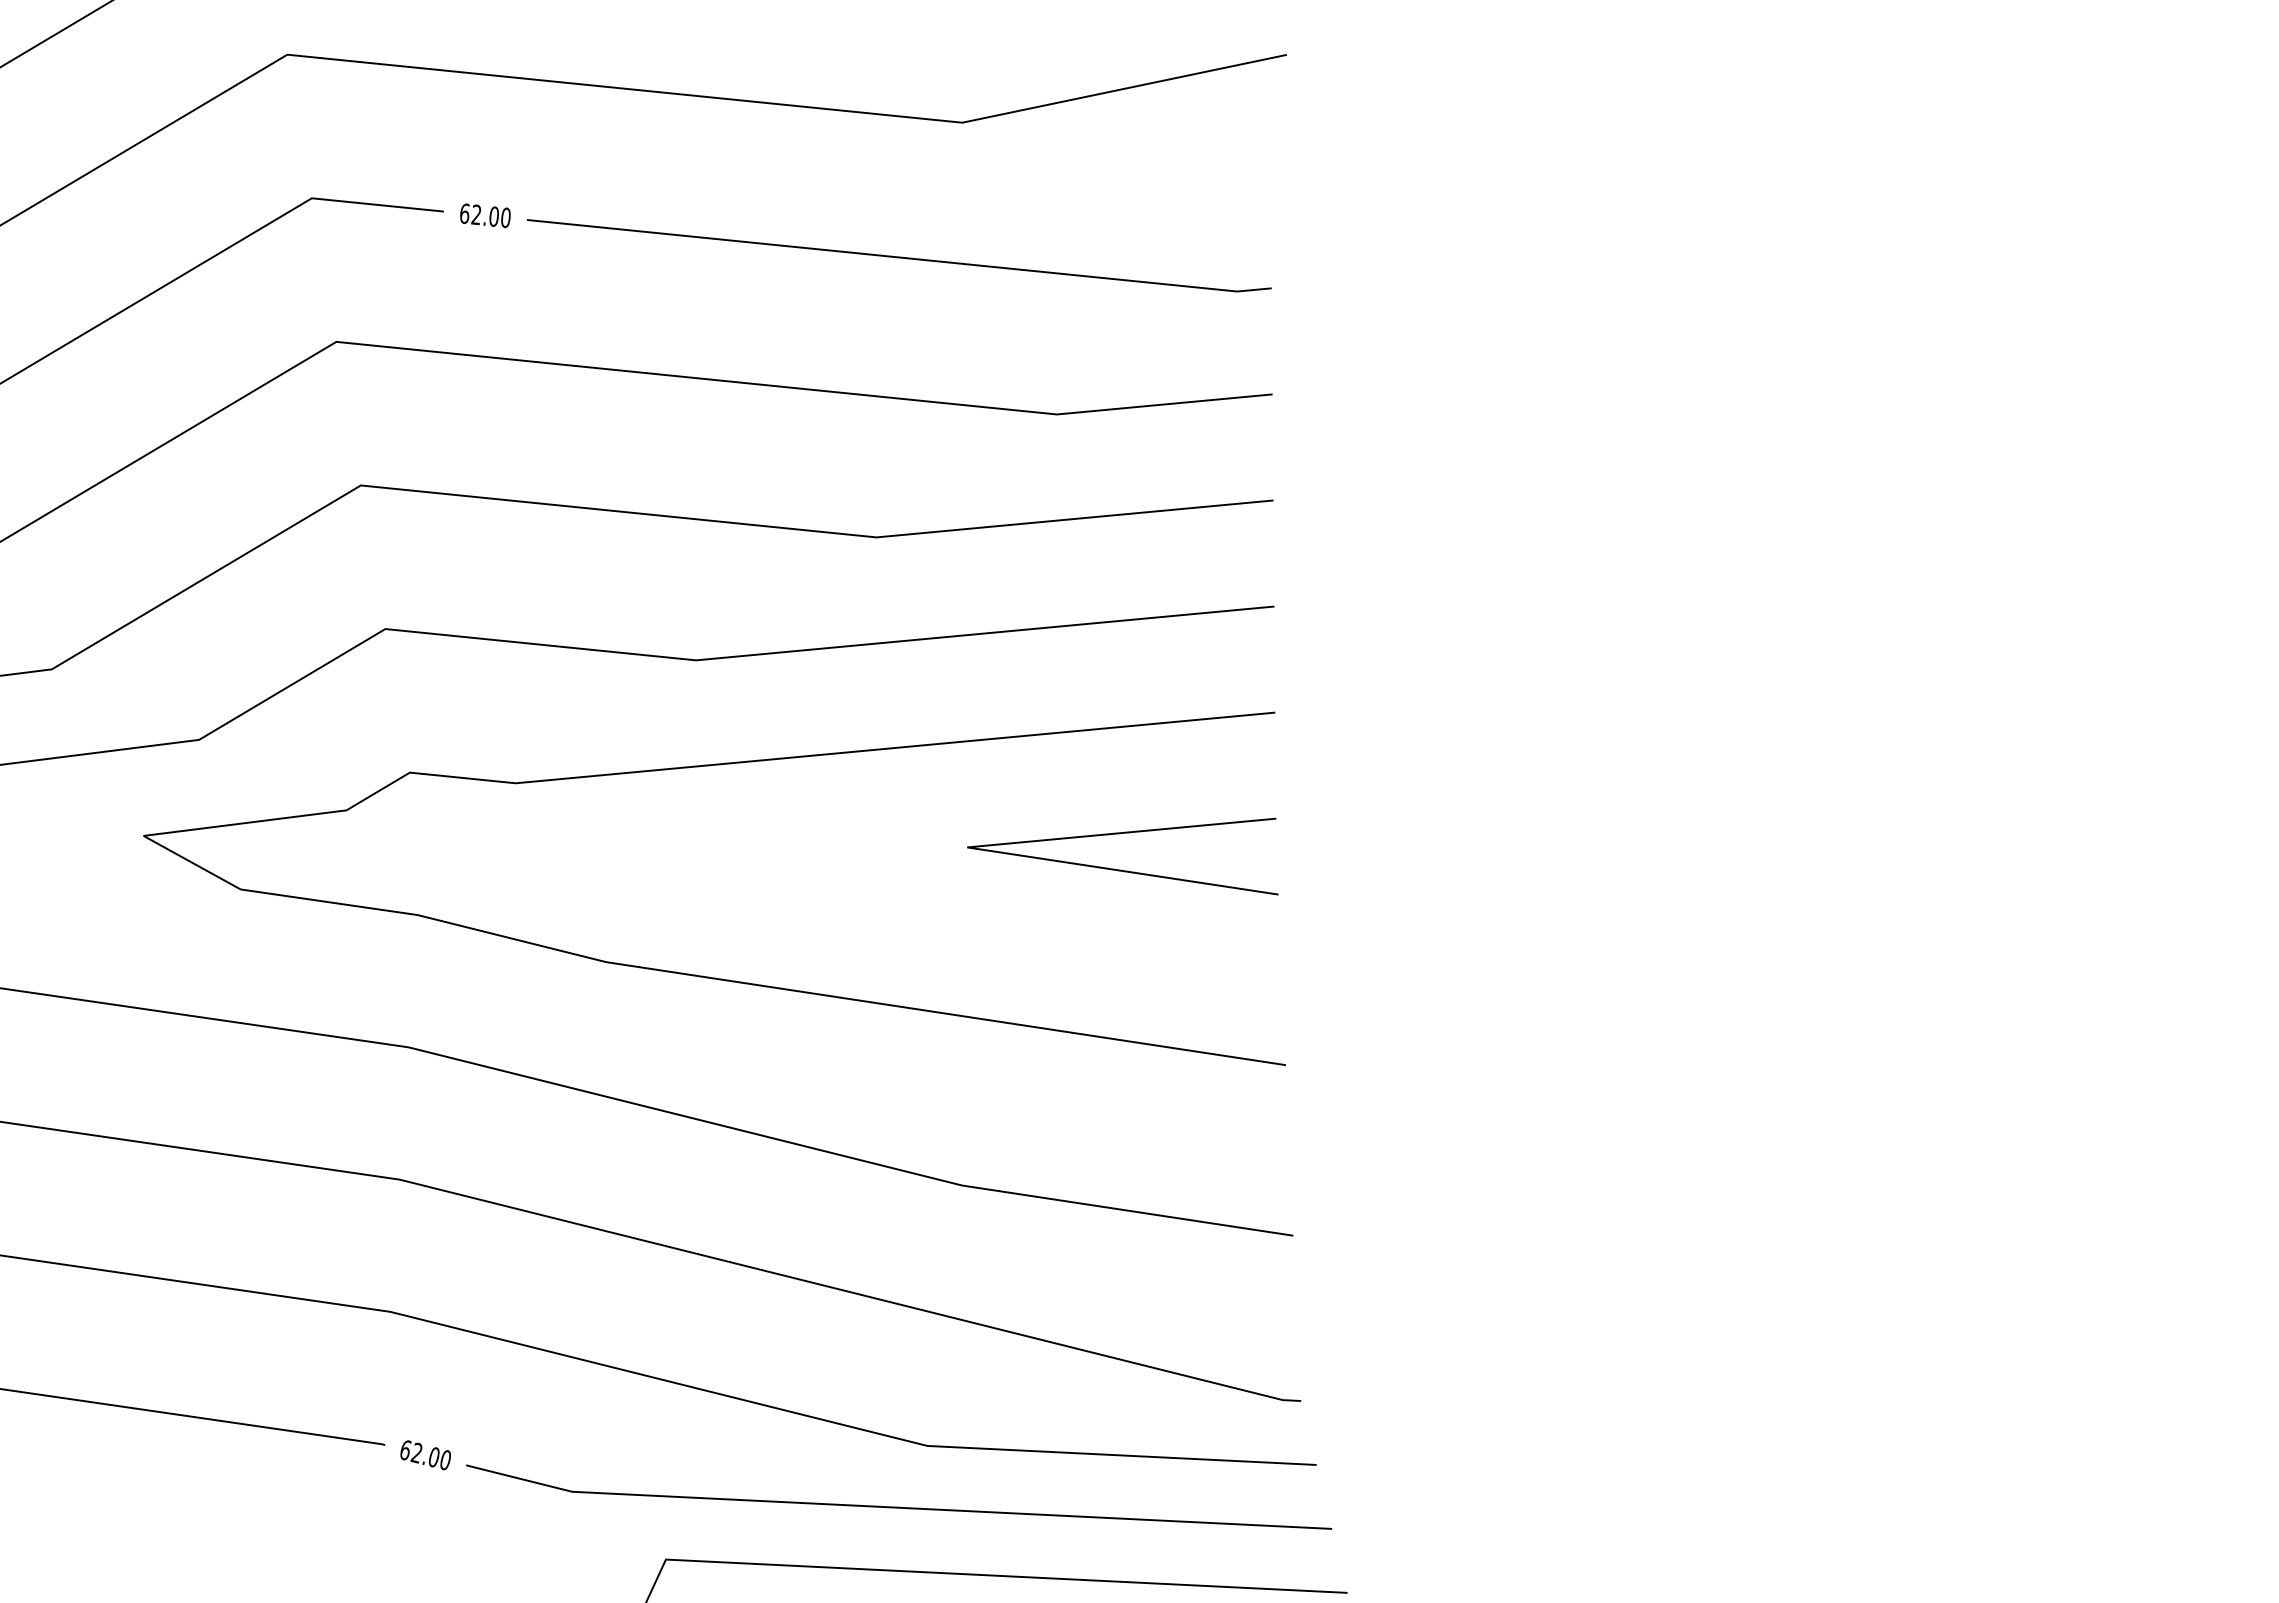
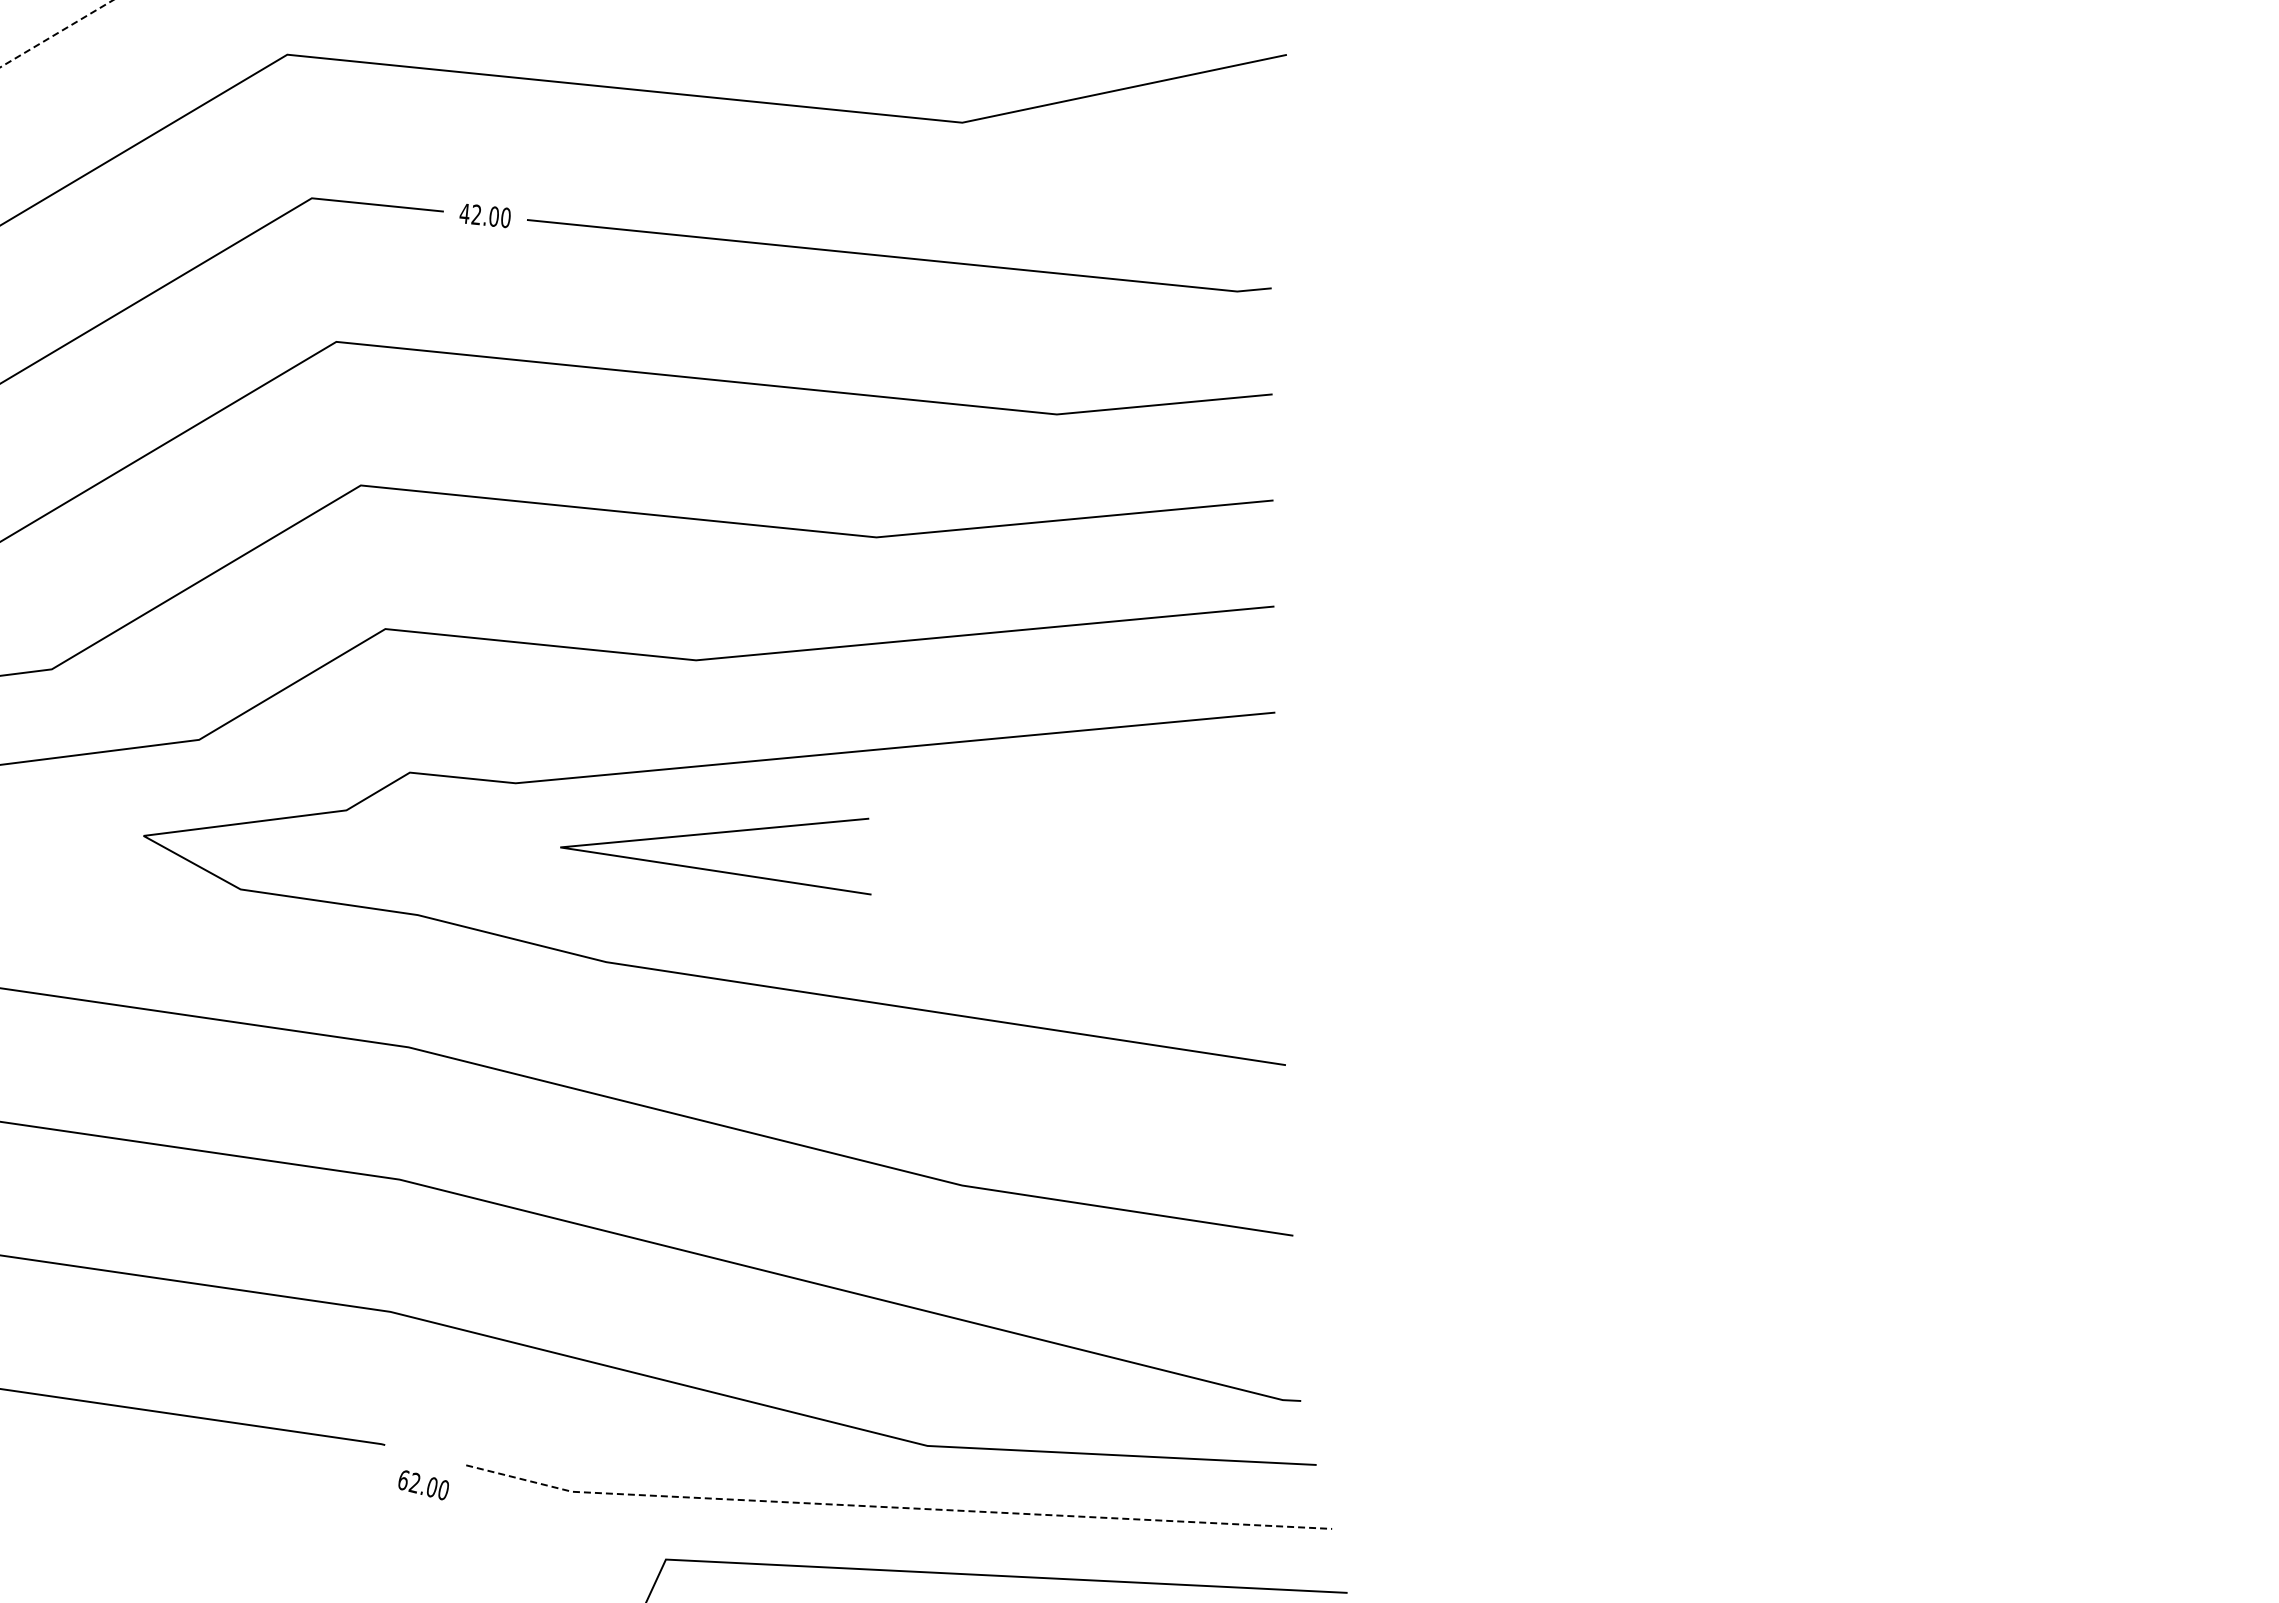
line: solid -> dashed (56, 33)
text: 62.00 -> 42.00 (464, 213)
line position: (1121, 869) -> (714, 869) (714, 869)
text position: (425, 1455) -> (423, 1485) (423, 1485)
line: solid -> dashed (896, 1507)
